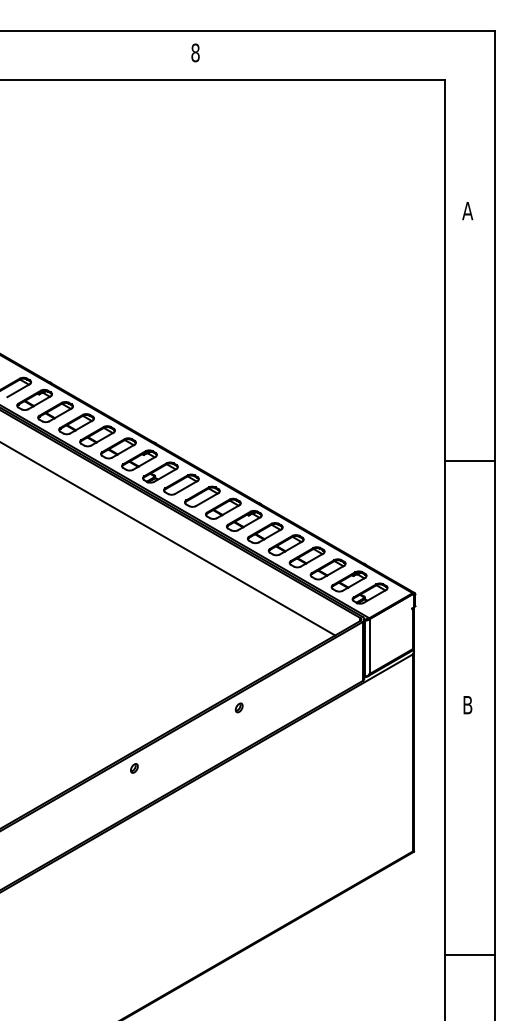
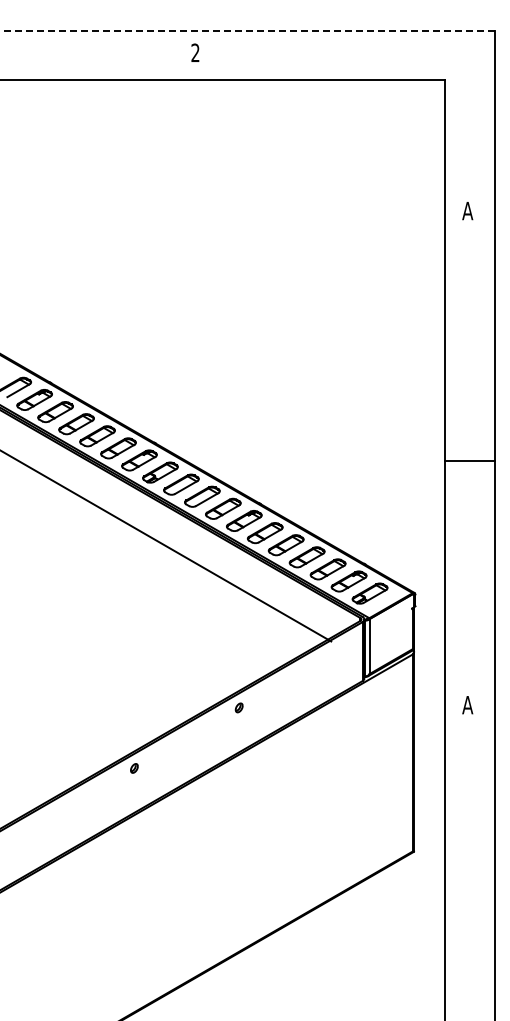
line: solid -> dashed (247, 30)
text: 8 -> 2 (195, 52)
line position: (168, 539) -> (166, 546) (166, 546)
text: B -> A (467, 705)
line: present -> none (469, 954)
